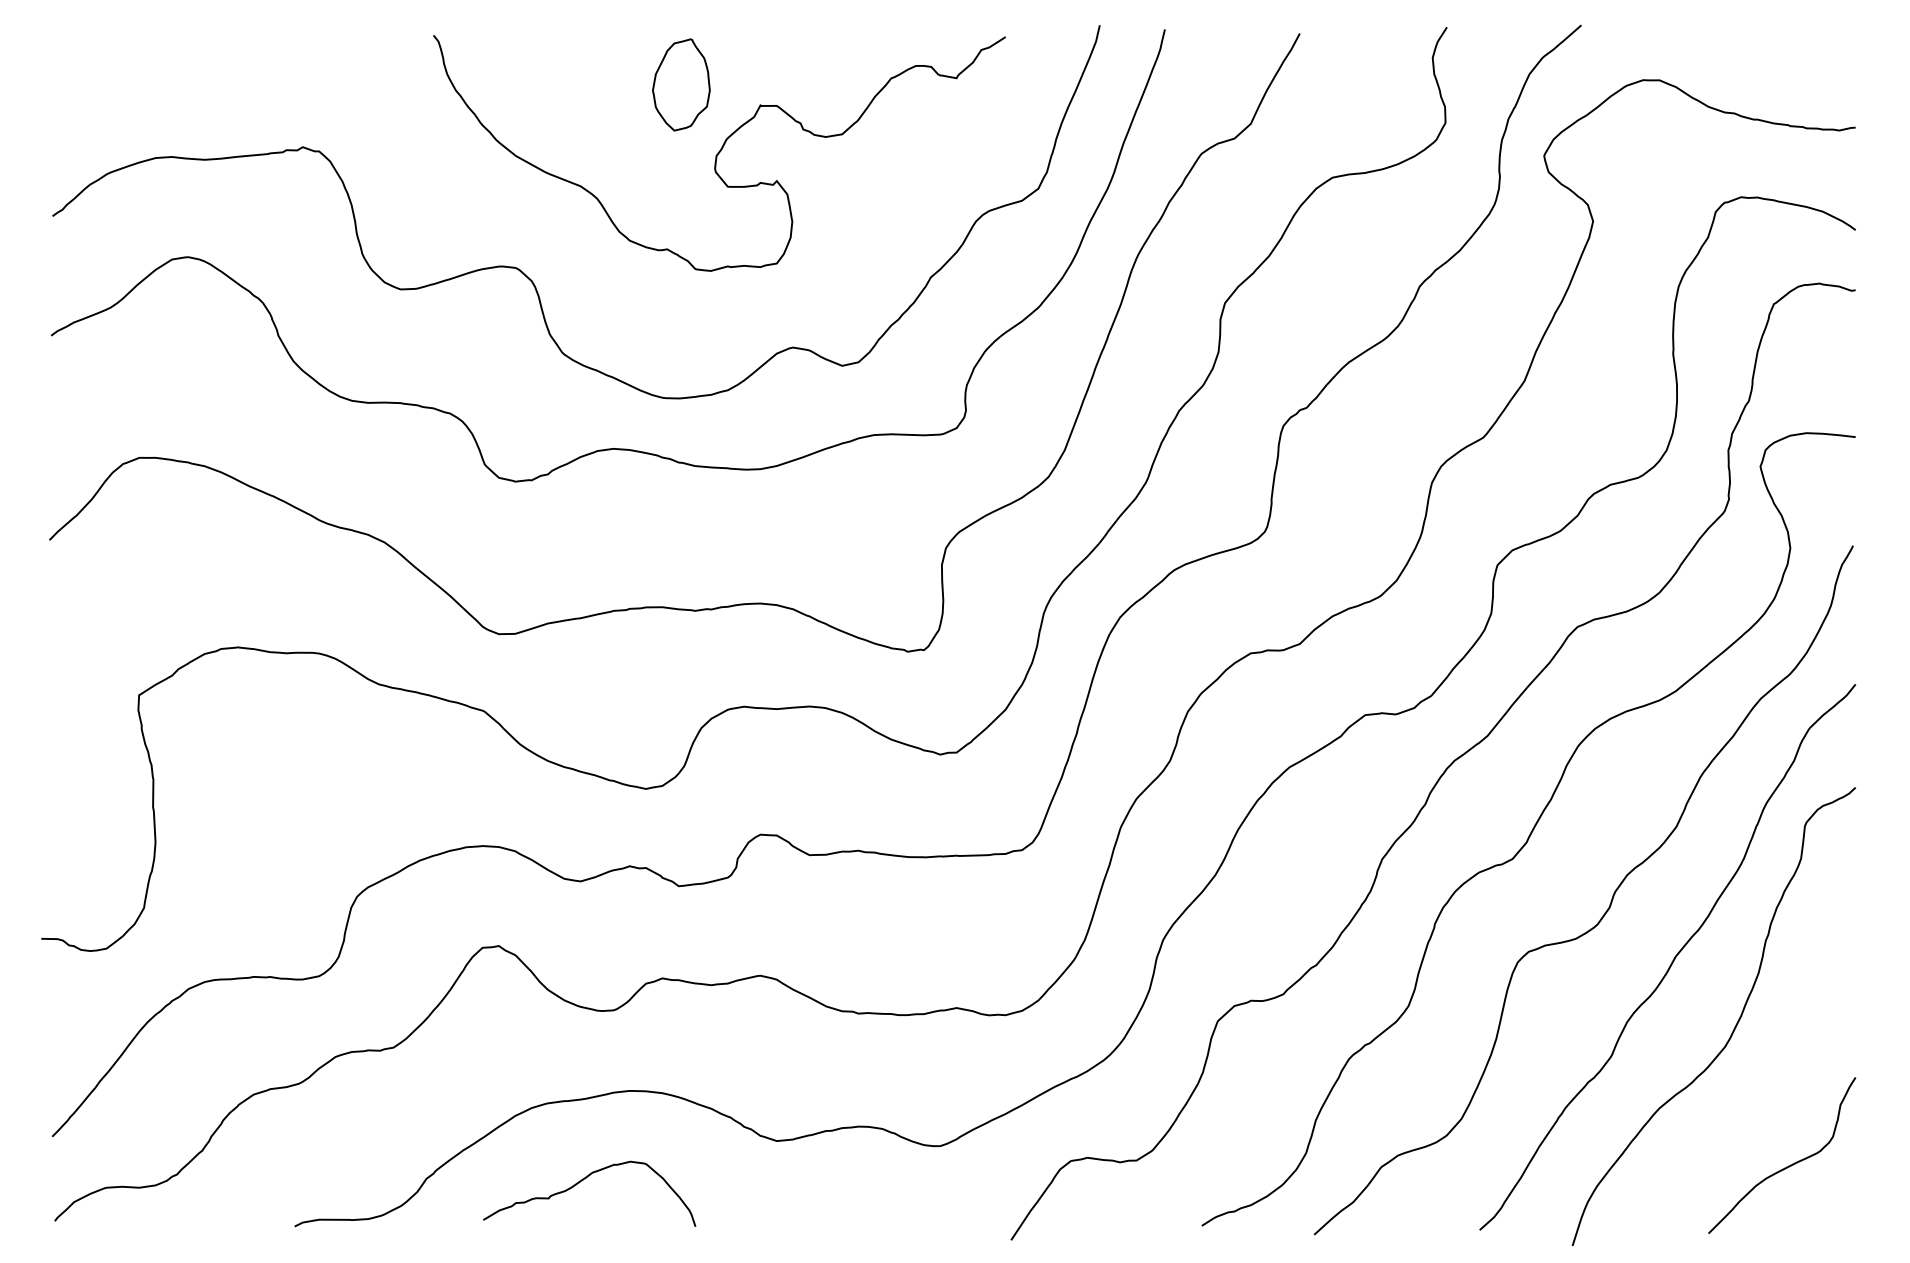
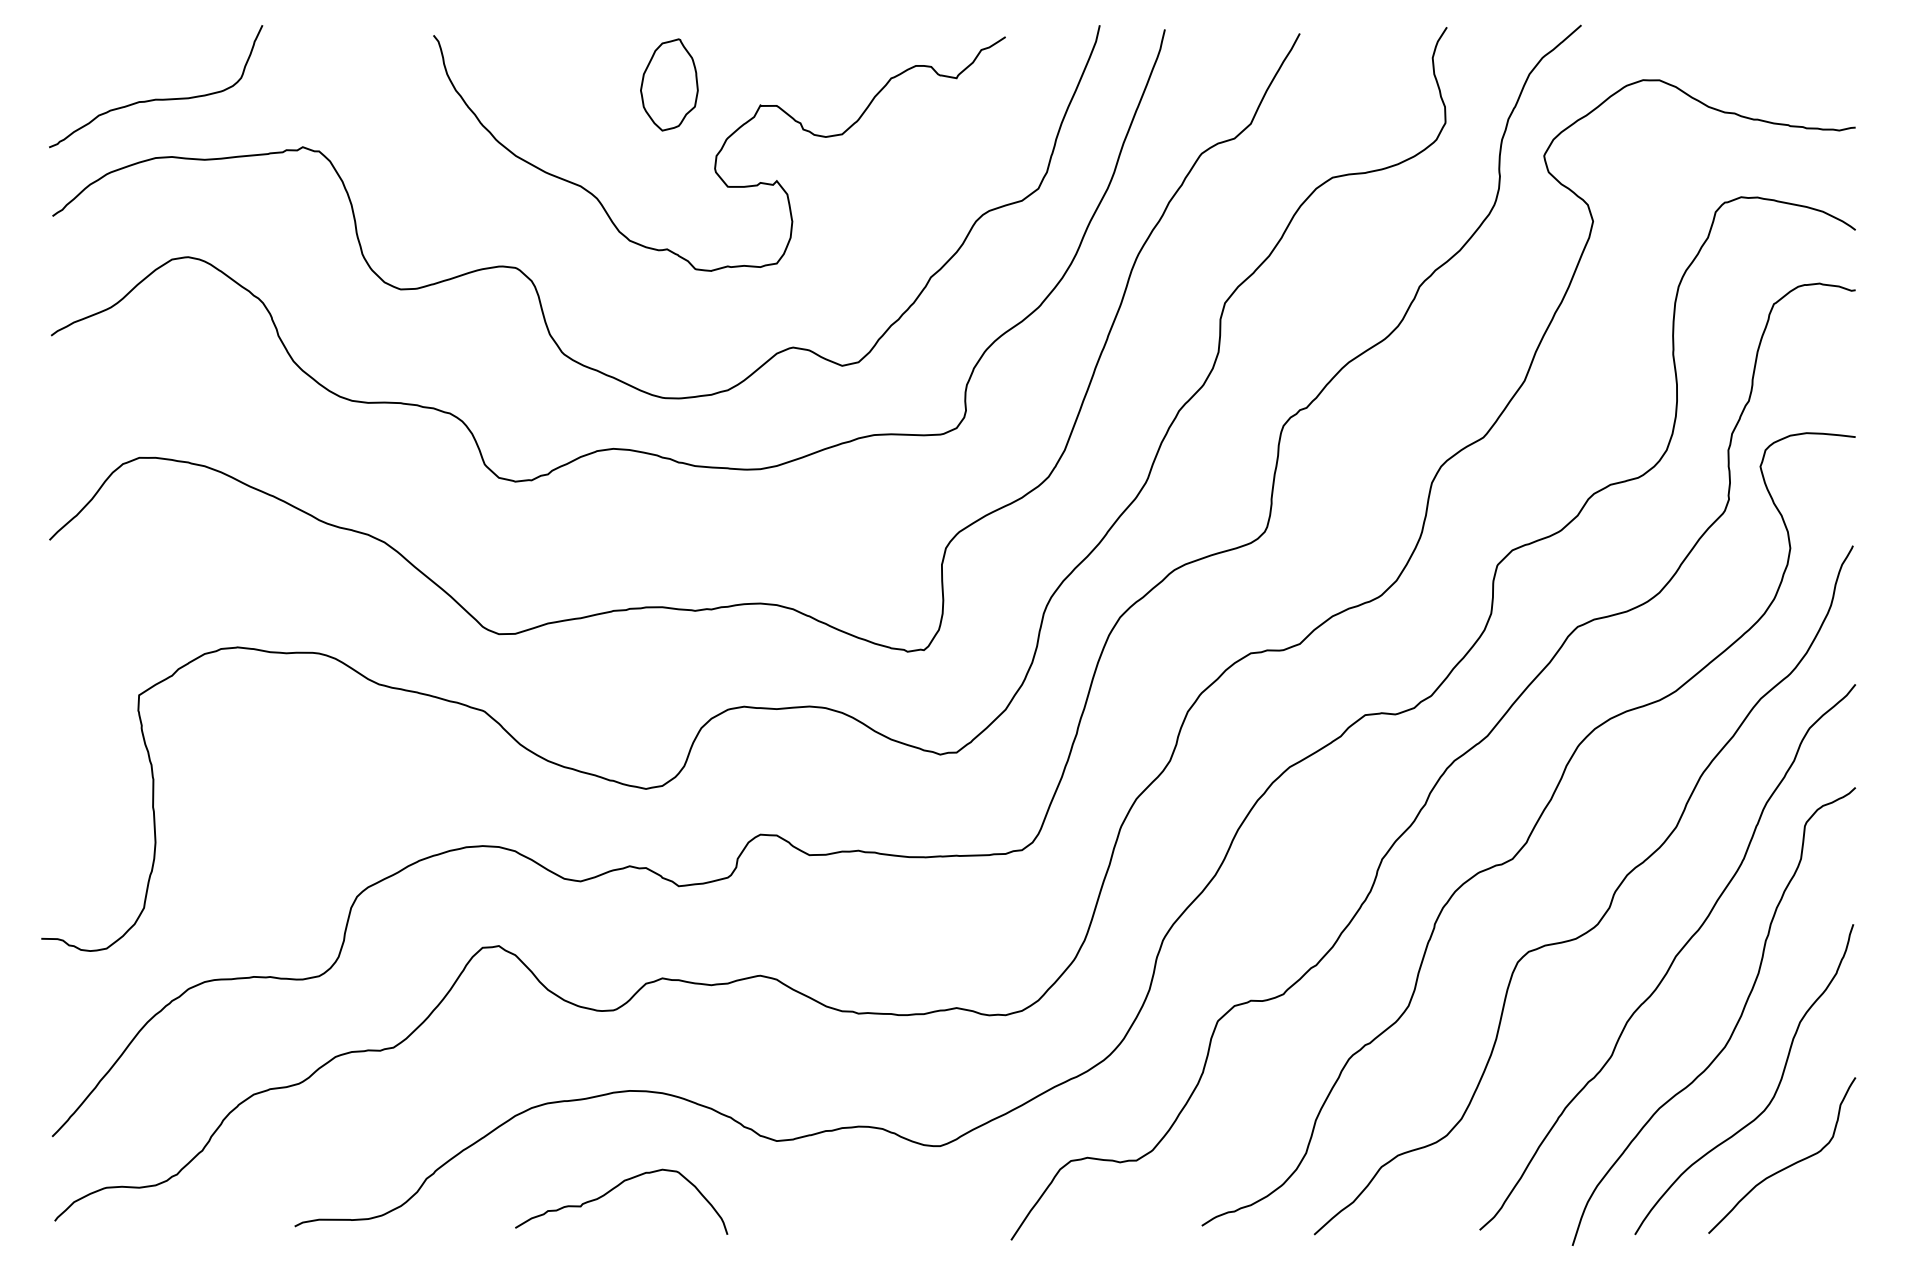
part position: (681, 84) -> (669, 84) (669, 84)
curve: none -> present (156, 98)
curve: none -> present (1774, 1092)
curve position: (582, 1181) -> (614, 1189) (614, 1189)
